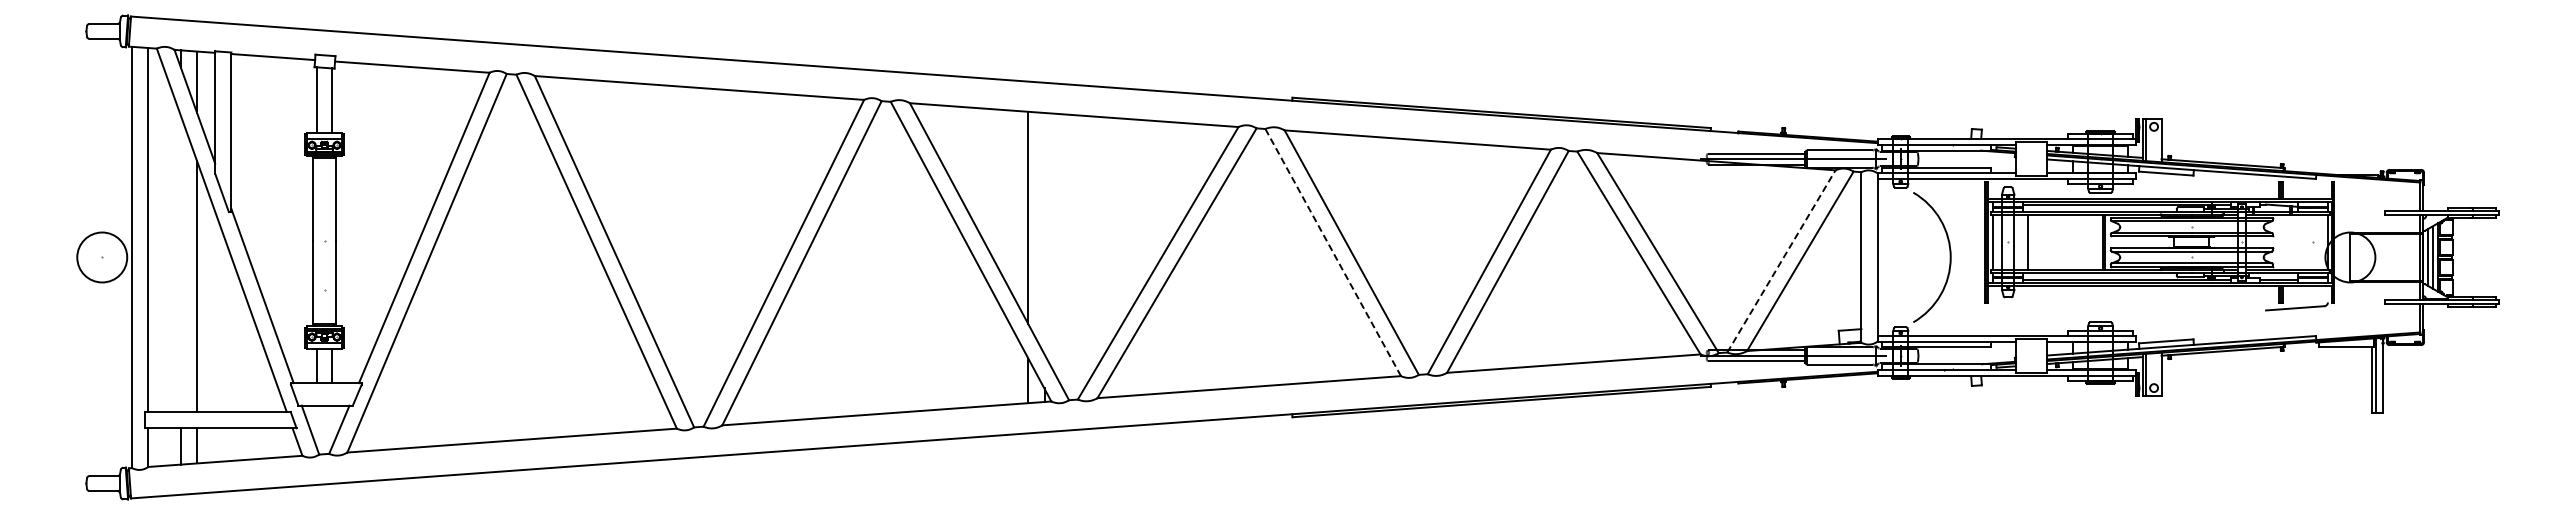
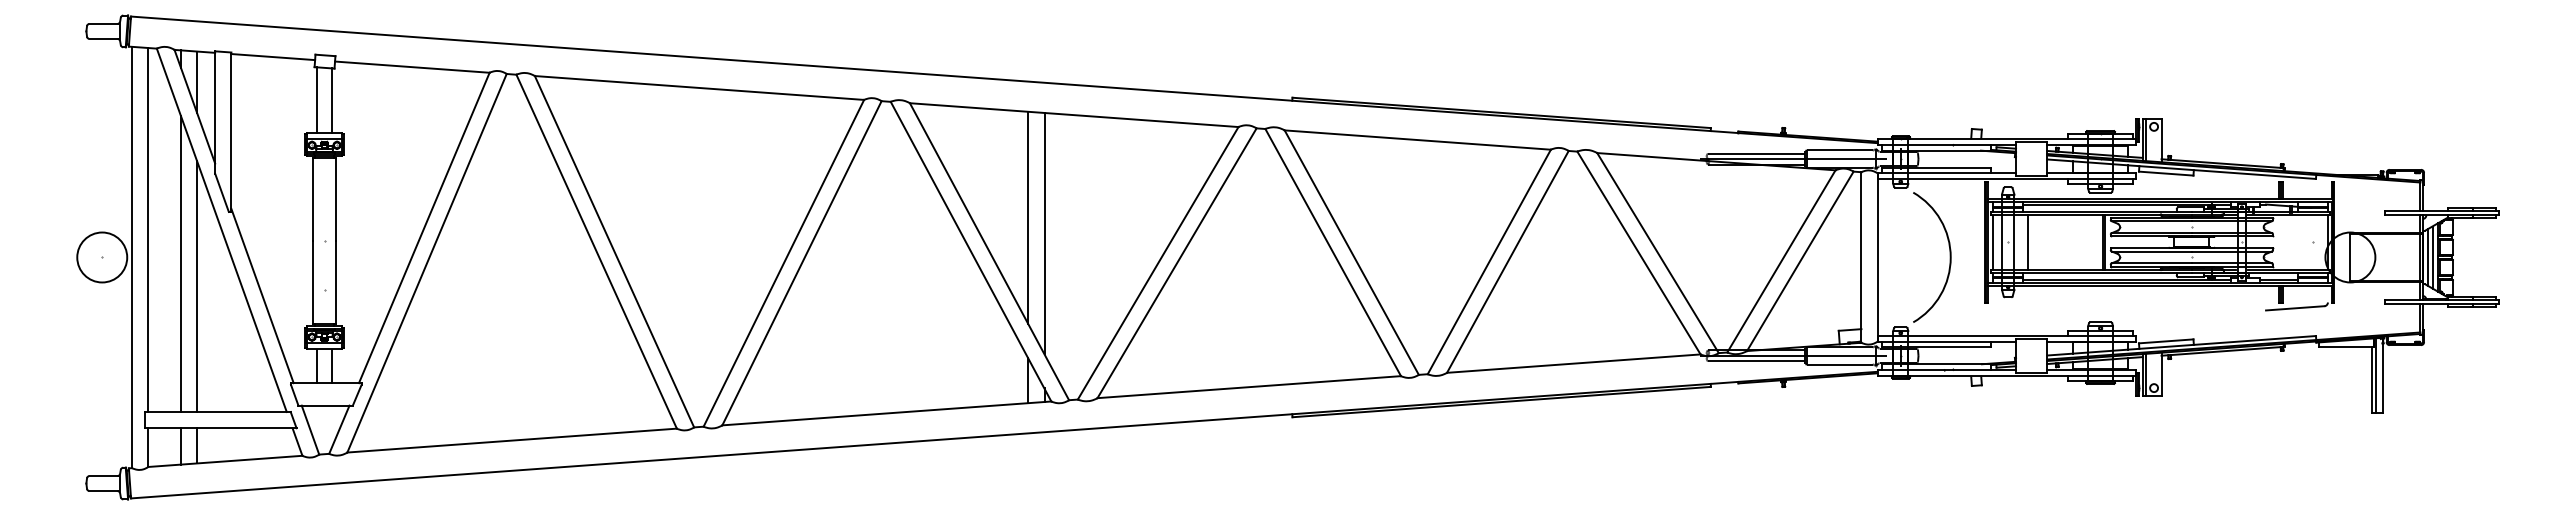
line: none -> present (1044, 233)
line: dashed -> solid (1333, 252)
line: dashed -> solid (1781, 261)
line: none -> present (180, 263)
